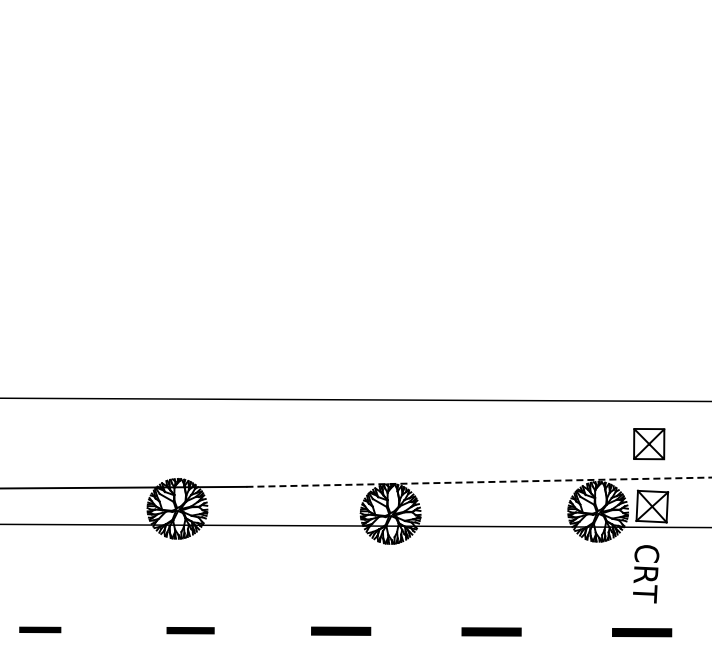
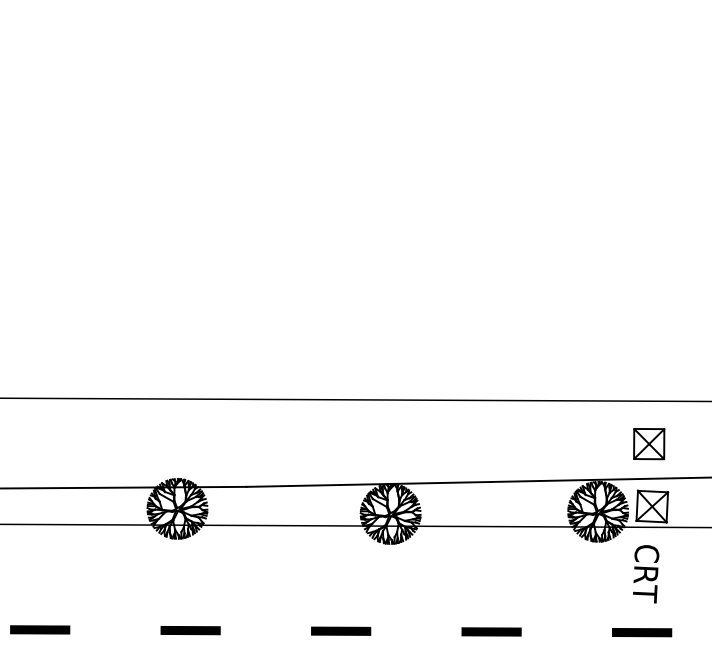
line: dashed -> solid (479, 482)
part size: 43x8 px -> 61x10 px (40, 629)
part size: 49x8 px -> 61x10 px (190, 630)
